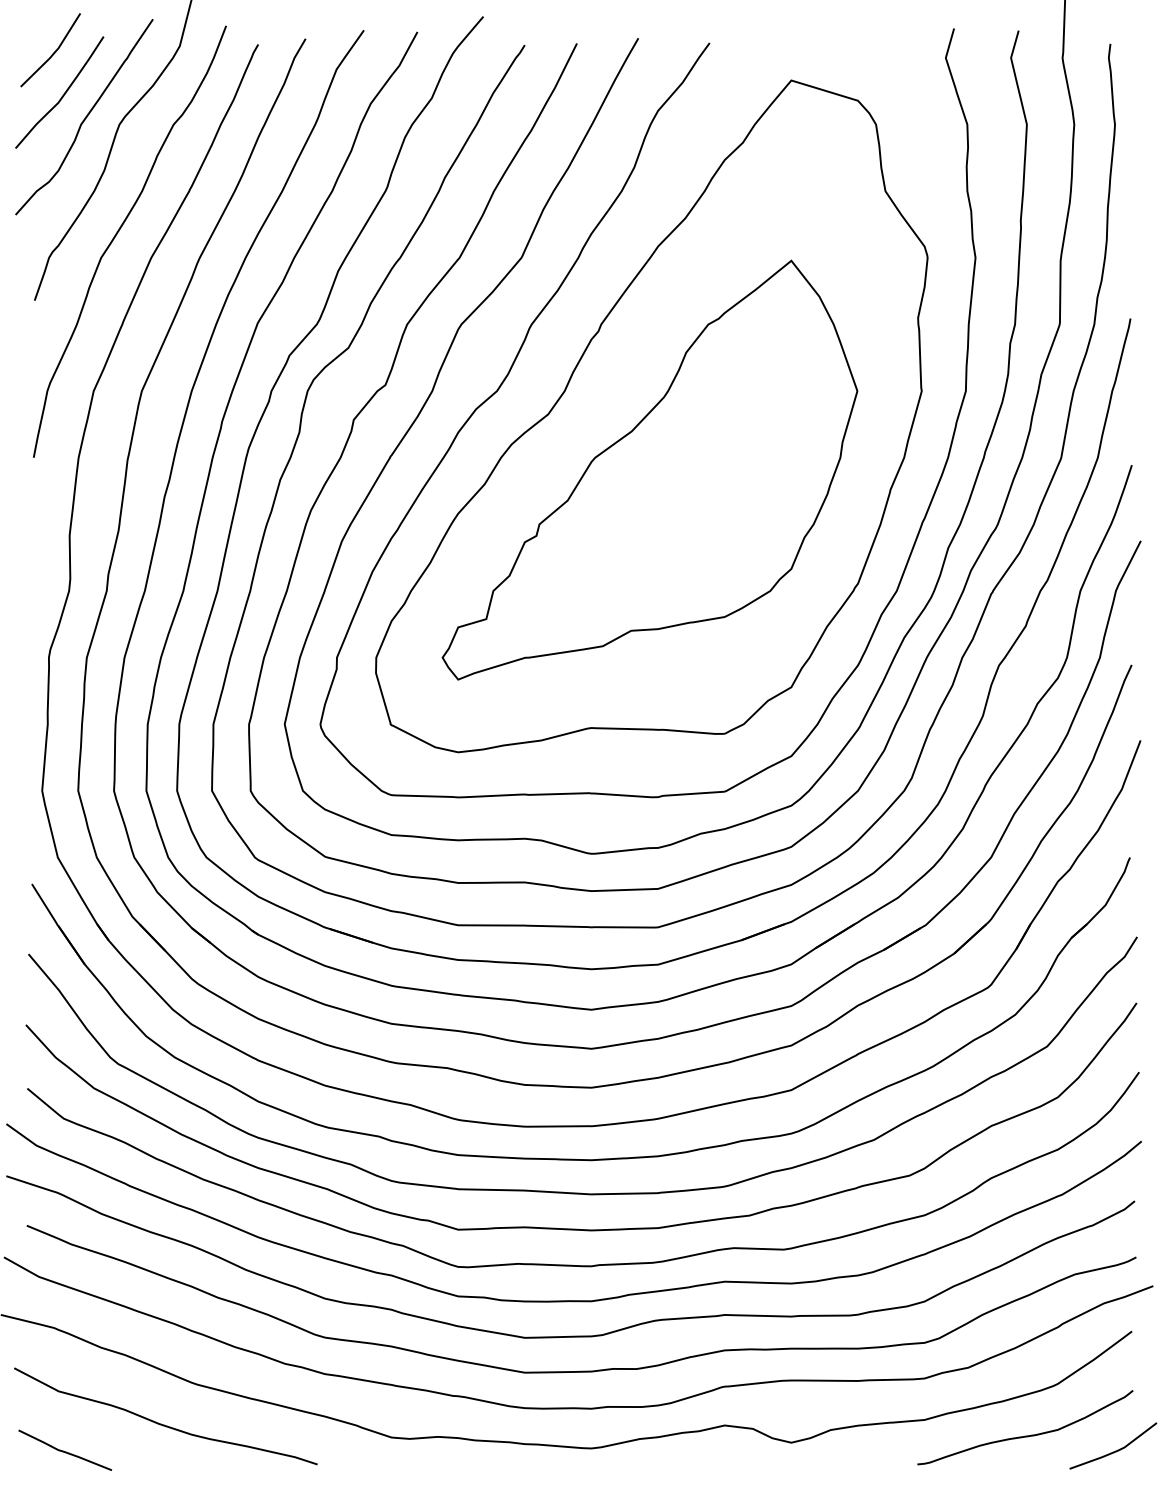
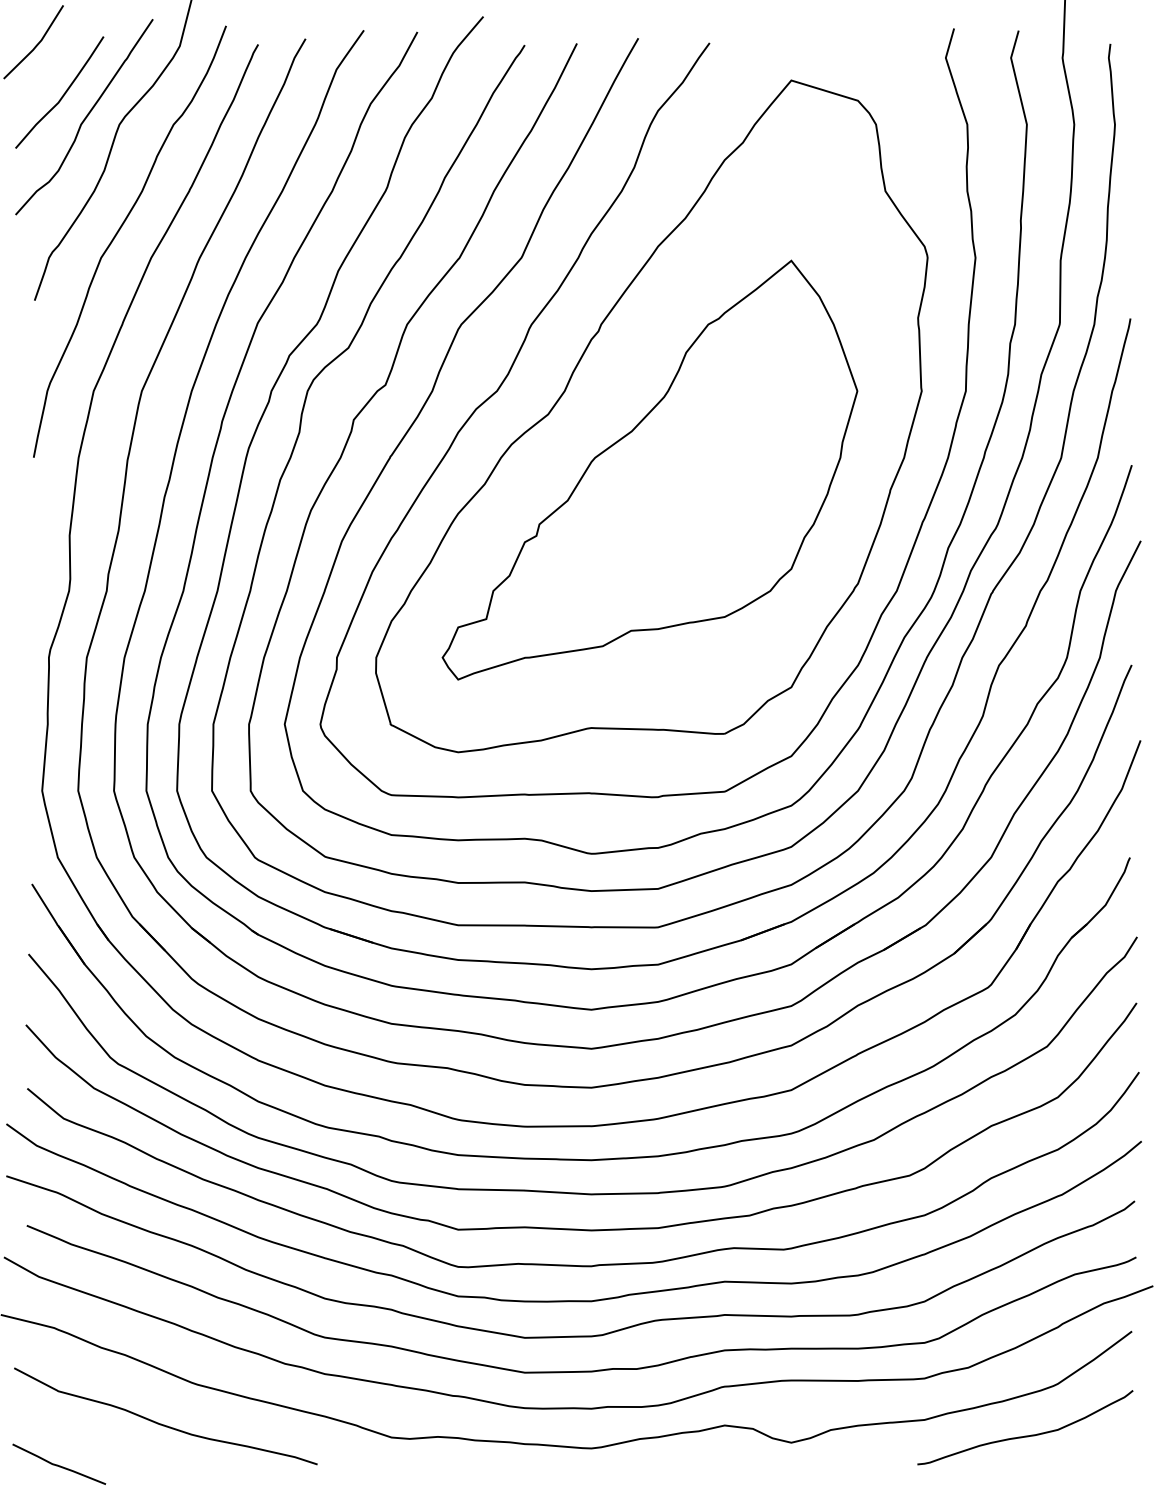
line position: (53, 52) -> (36, 44) (36, 44)
line: present -> none (1115, 1450)
curve position: (65, 1451) -> (59, 1465) (59, 1465)
